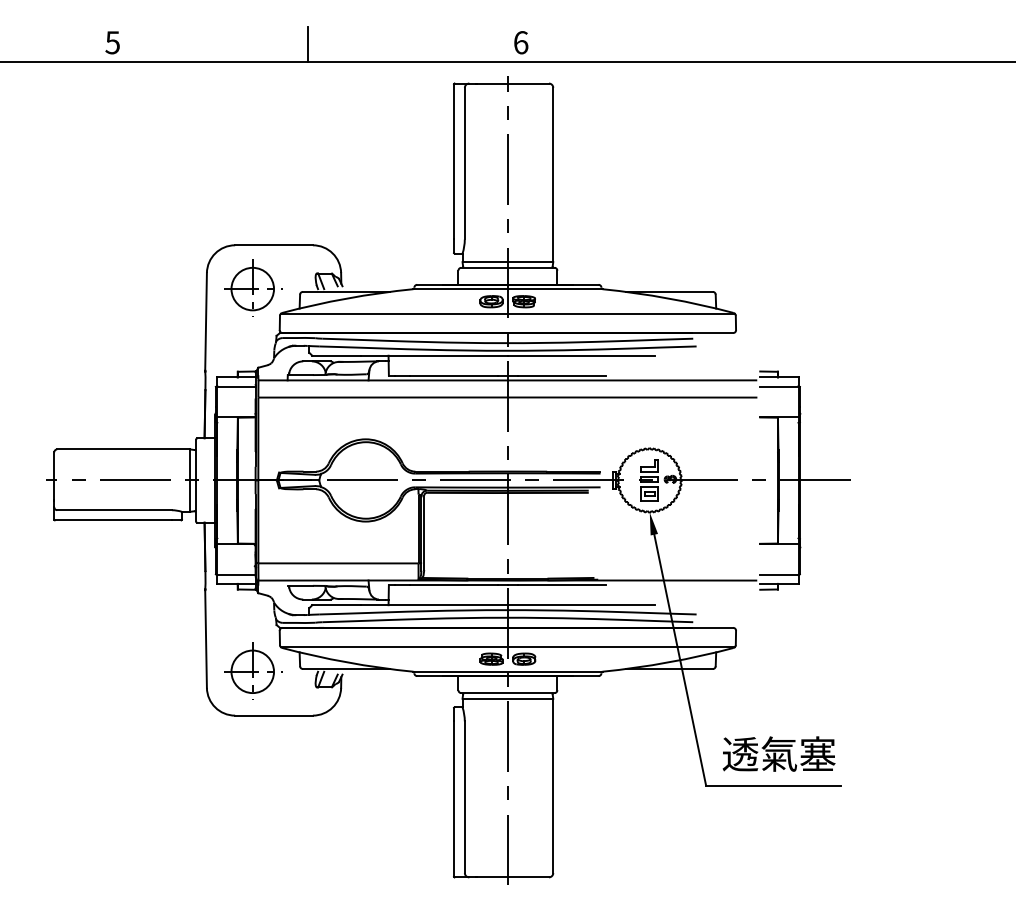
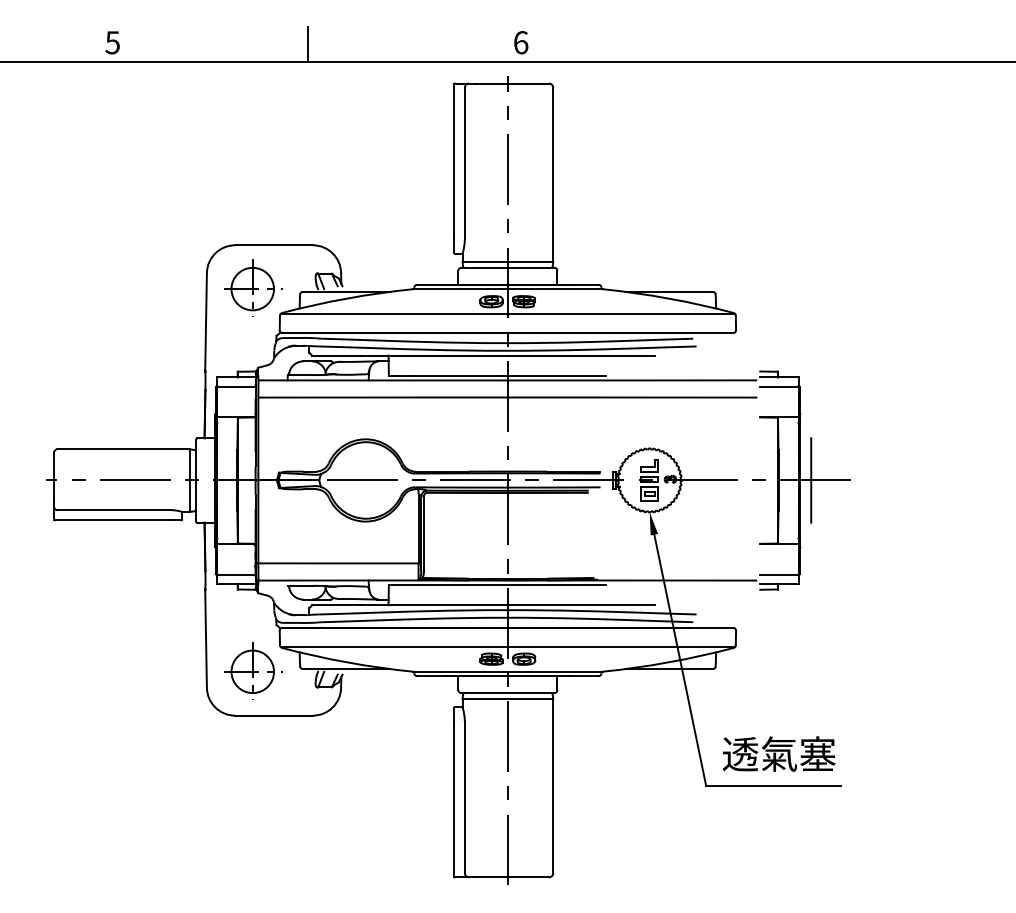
line: none -> present (811, 480)
